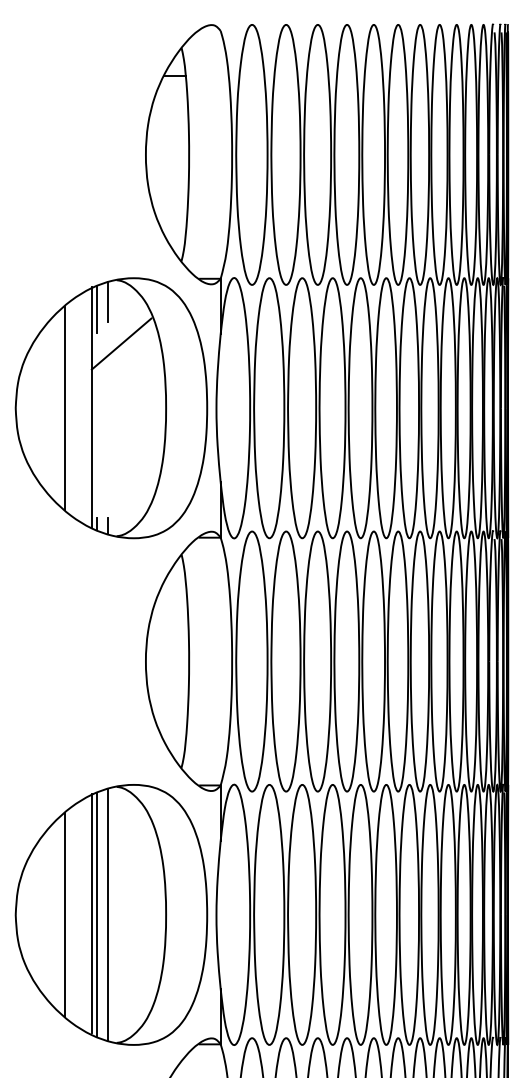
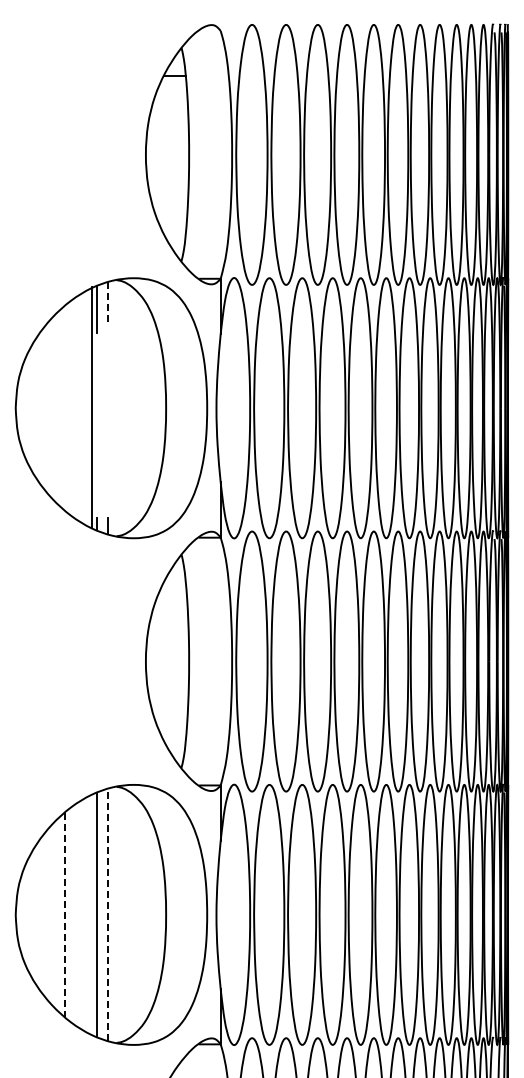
line: solid -> dashed (108, 302)
line: present -> none (121, 343)
line: present -> none (64, 407)
line: present -> none (91, 913)
line: solid -> dashed (64, 914)
line: solid -> dashed (108, 914)
